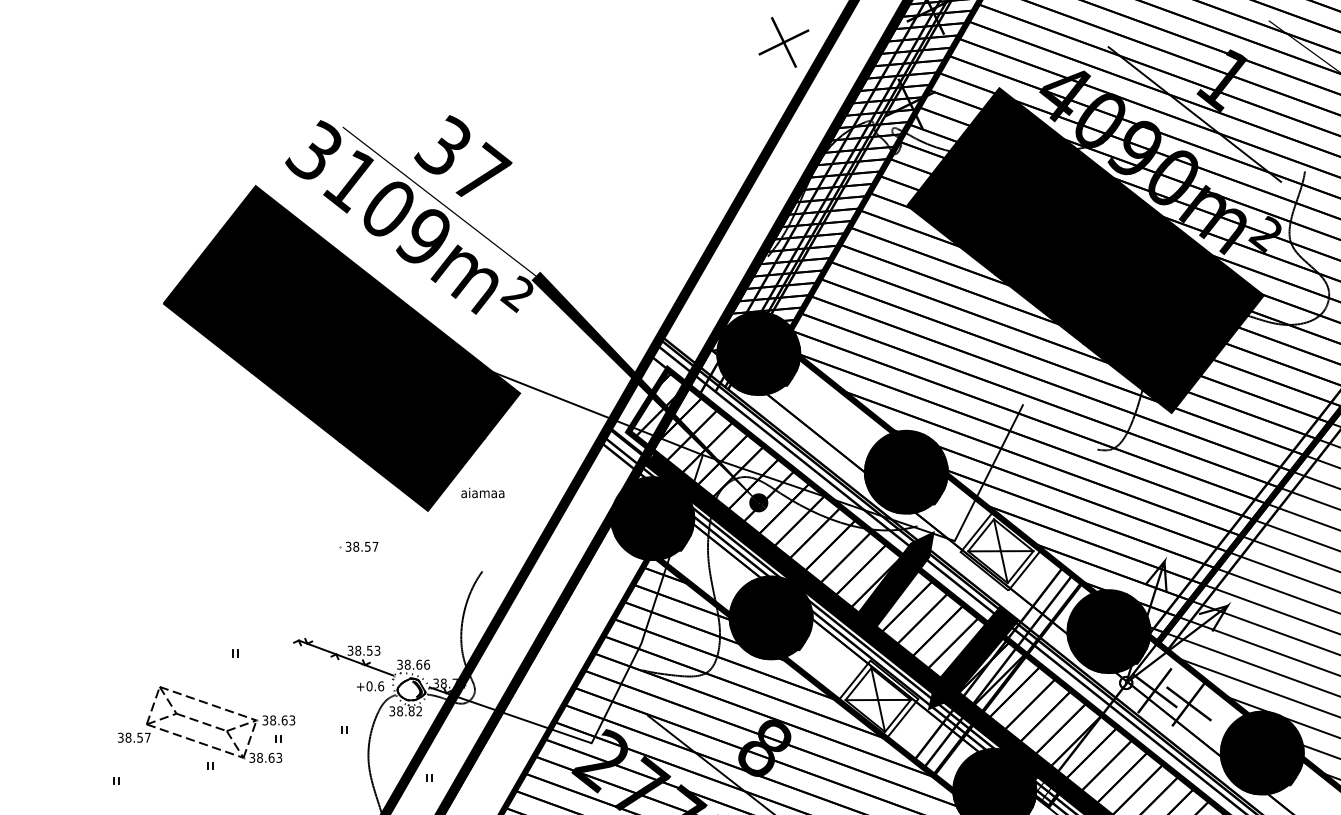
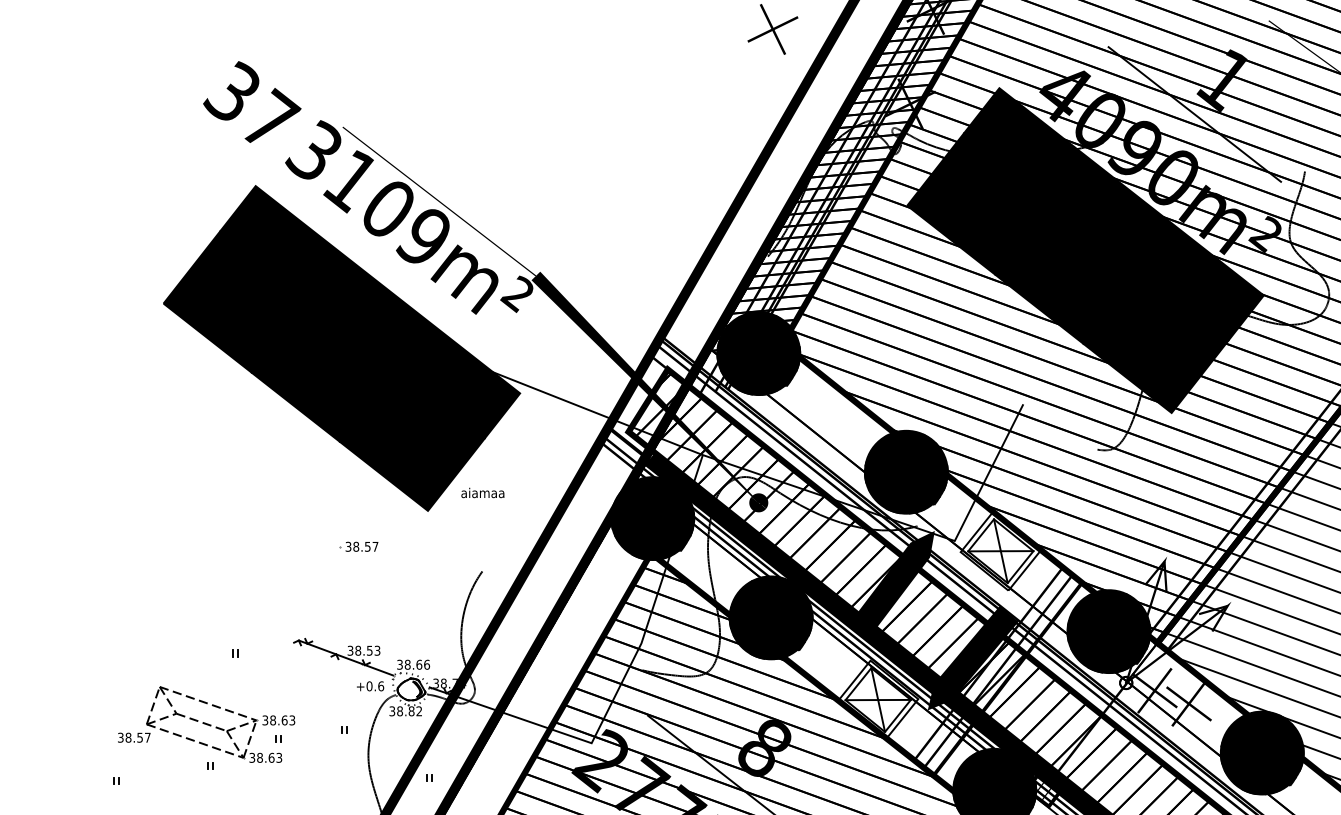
part position: (783, 42) -> (772, 29) (772, 29)
text position: (463, 155) -> (252, 101) (252, 101)
